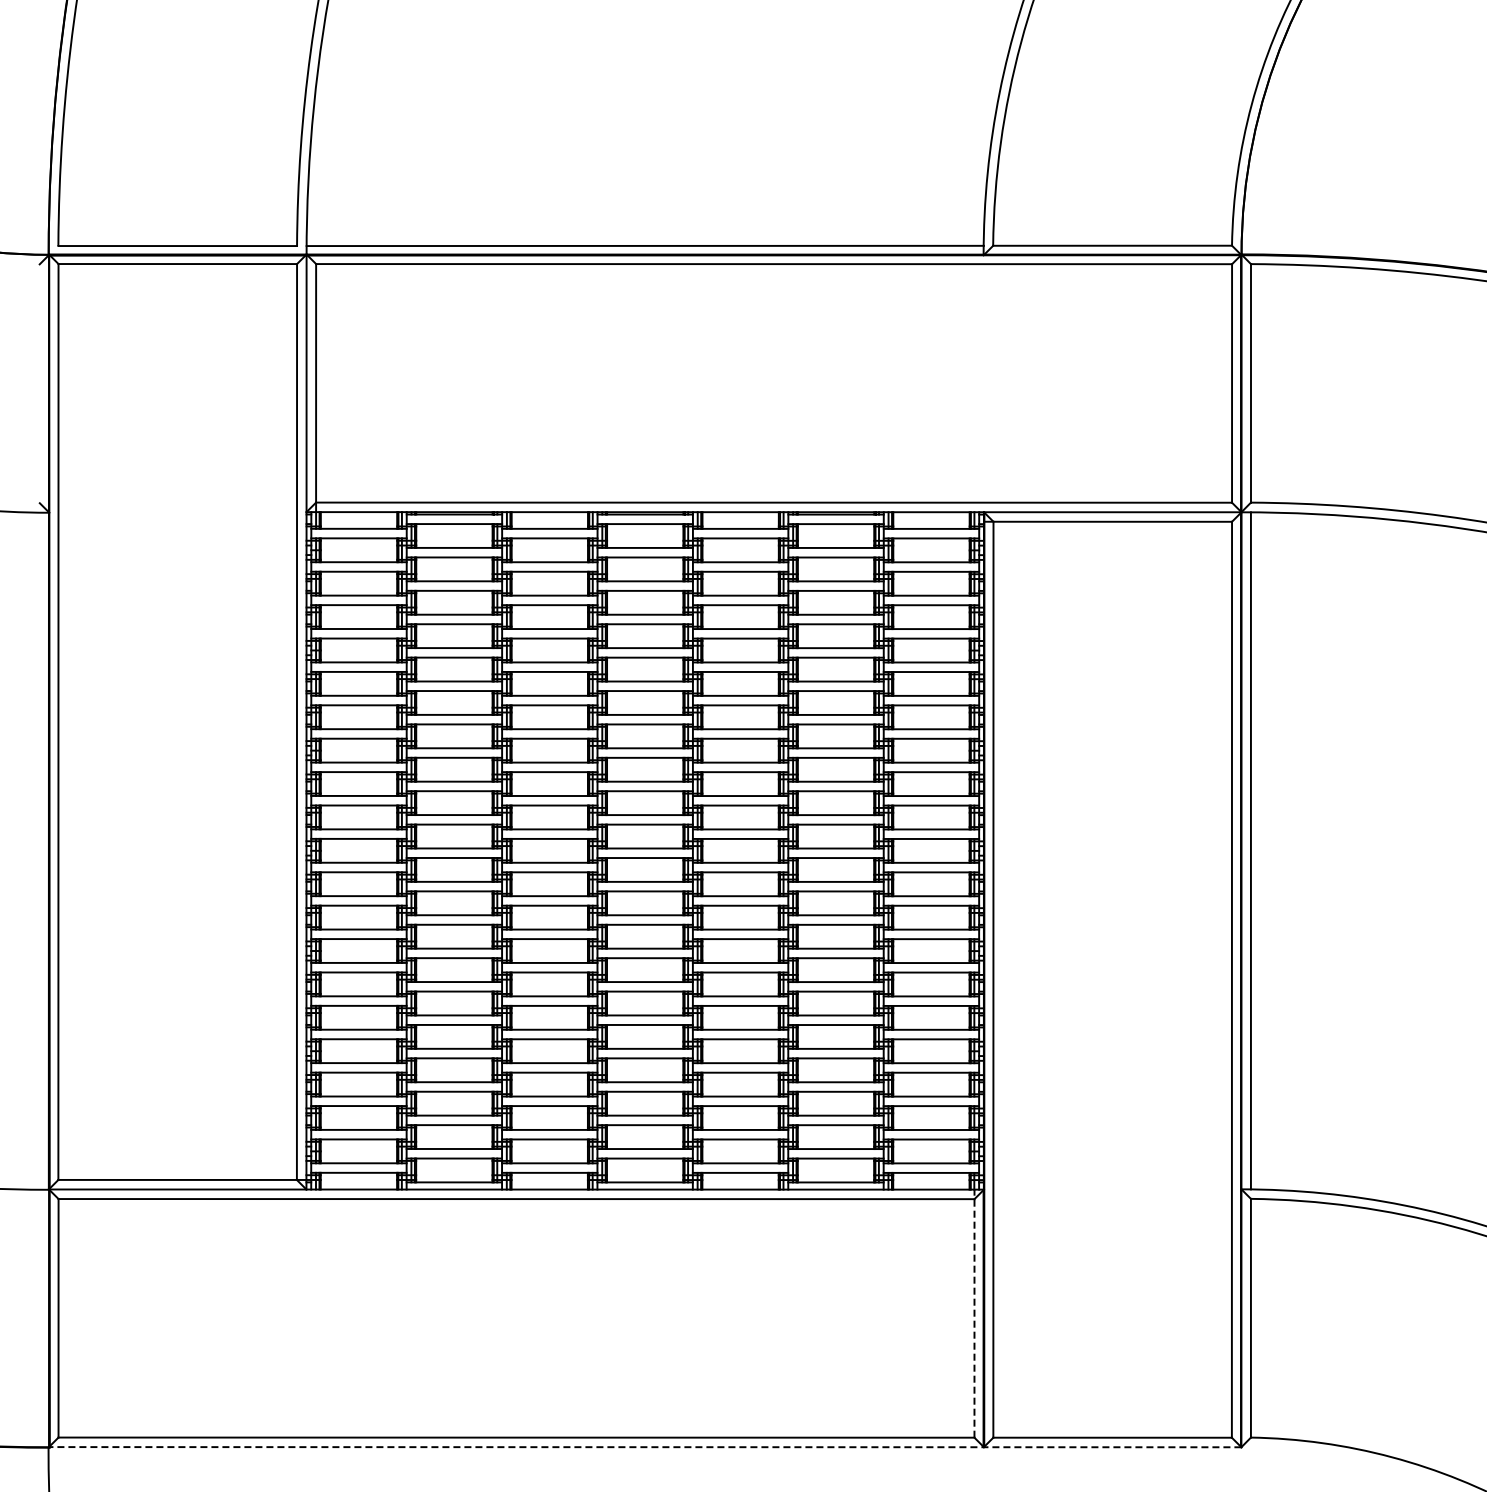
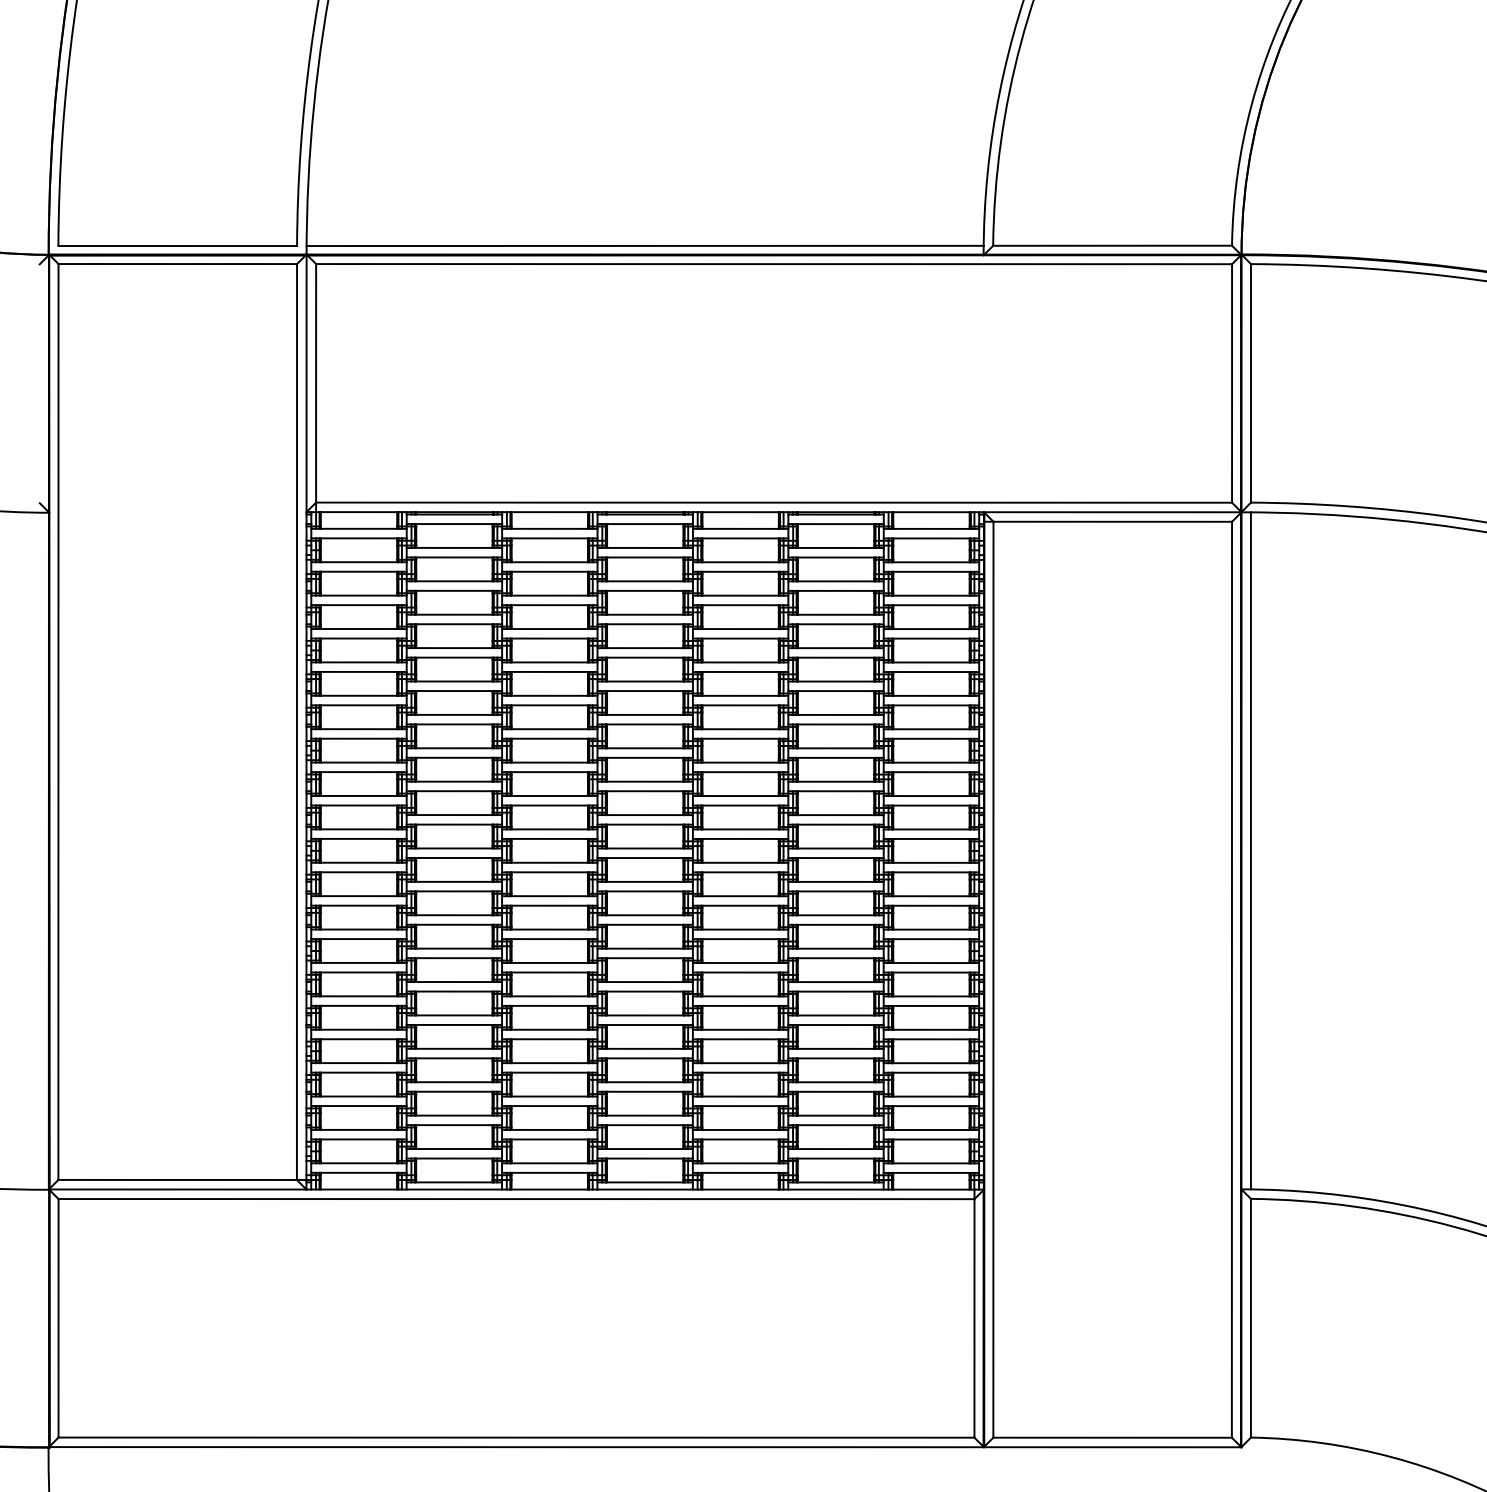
line: dashed -> solid (974, 1313)
line: dashed -> solid (644, 1447)
